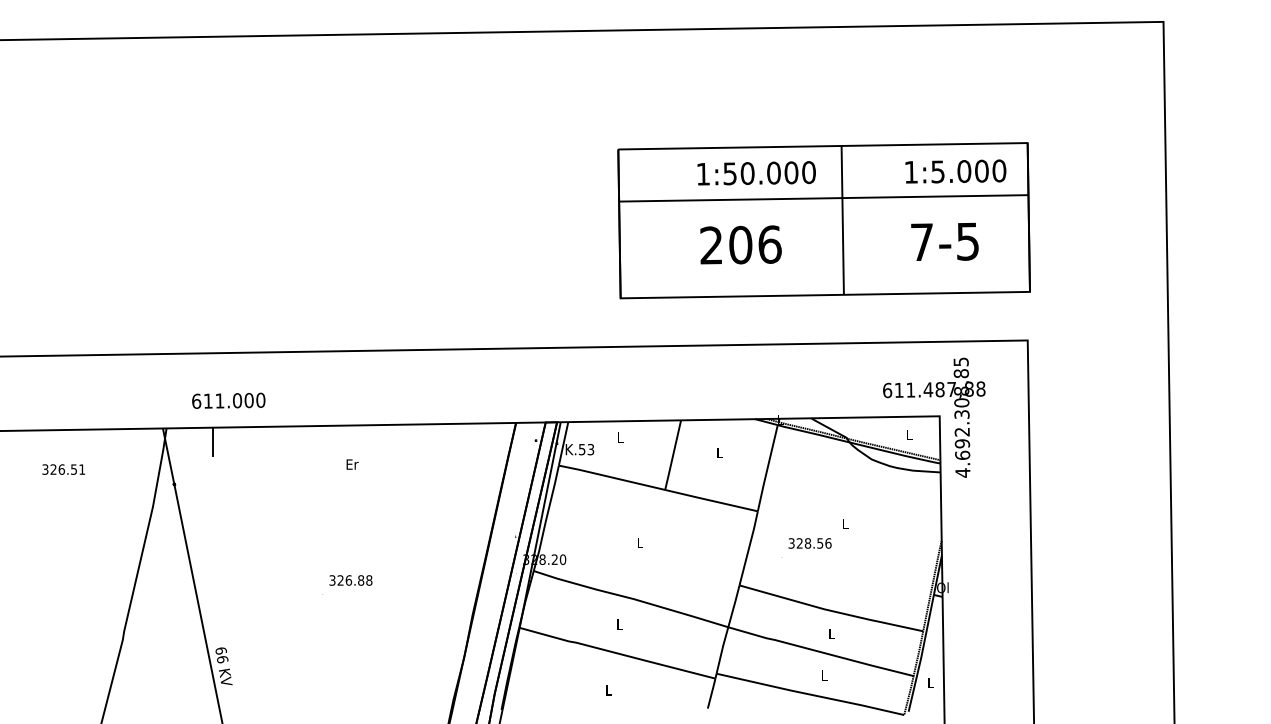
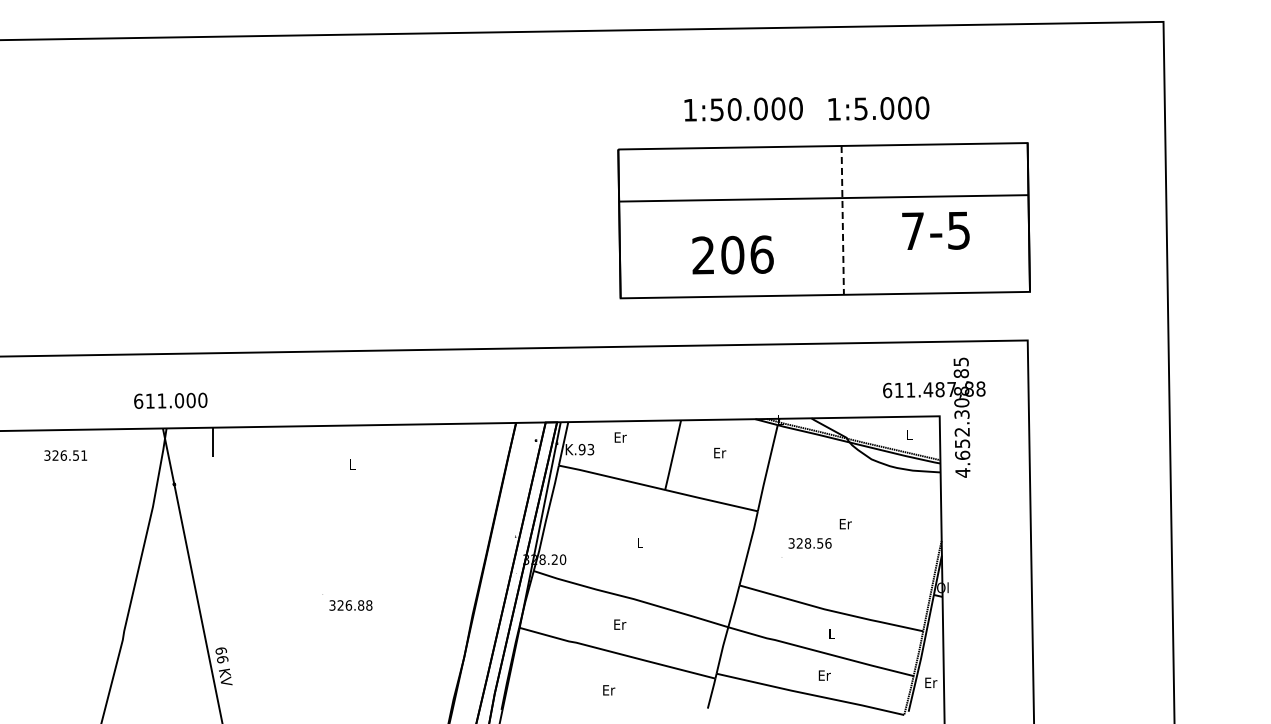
text position: (955, 171) -> (878, 108) (878, 108)
text position: (756, 173) -> (743, 109) (743, 109)
line: solid -> dashed (842, 220)
text position: (944, 241) -> (935, 230) (935, 230)
text position: (740, 244) -> (732, 254) (732, 254)
text position: (228, 400) -> (170, 400) (170, 400)
text: L -> Er (620, 437)
text: 4.692.308,85 -> 4.652.308,85 (961, 443)
text: K.53 -> K.93 (581, 449)
text: L -> Er (720, 452)
text: Er -> L (352, 464)
text position: (63, 469) -> (65, 455) (65, 455)
text: L -> Er (845, 524)
text position: (350, 580) -> (350, 605) (350, 605)
text: L -> Er (620, 624)
text: L -> Er (824, 675)
text: L -> Er (931, 682)
text: L -> Er (609, 690)
